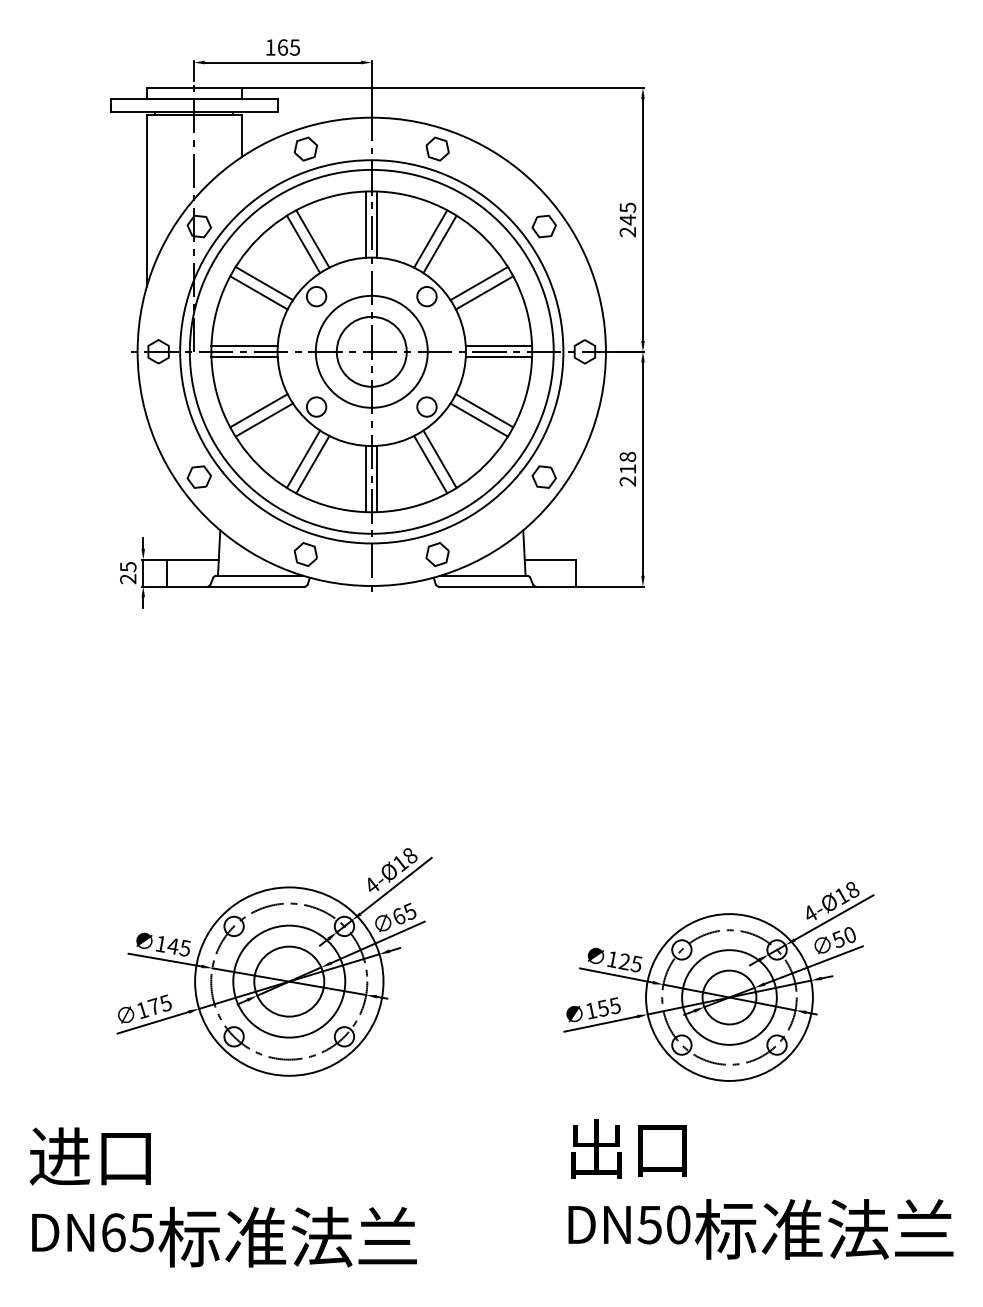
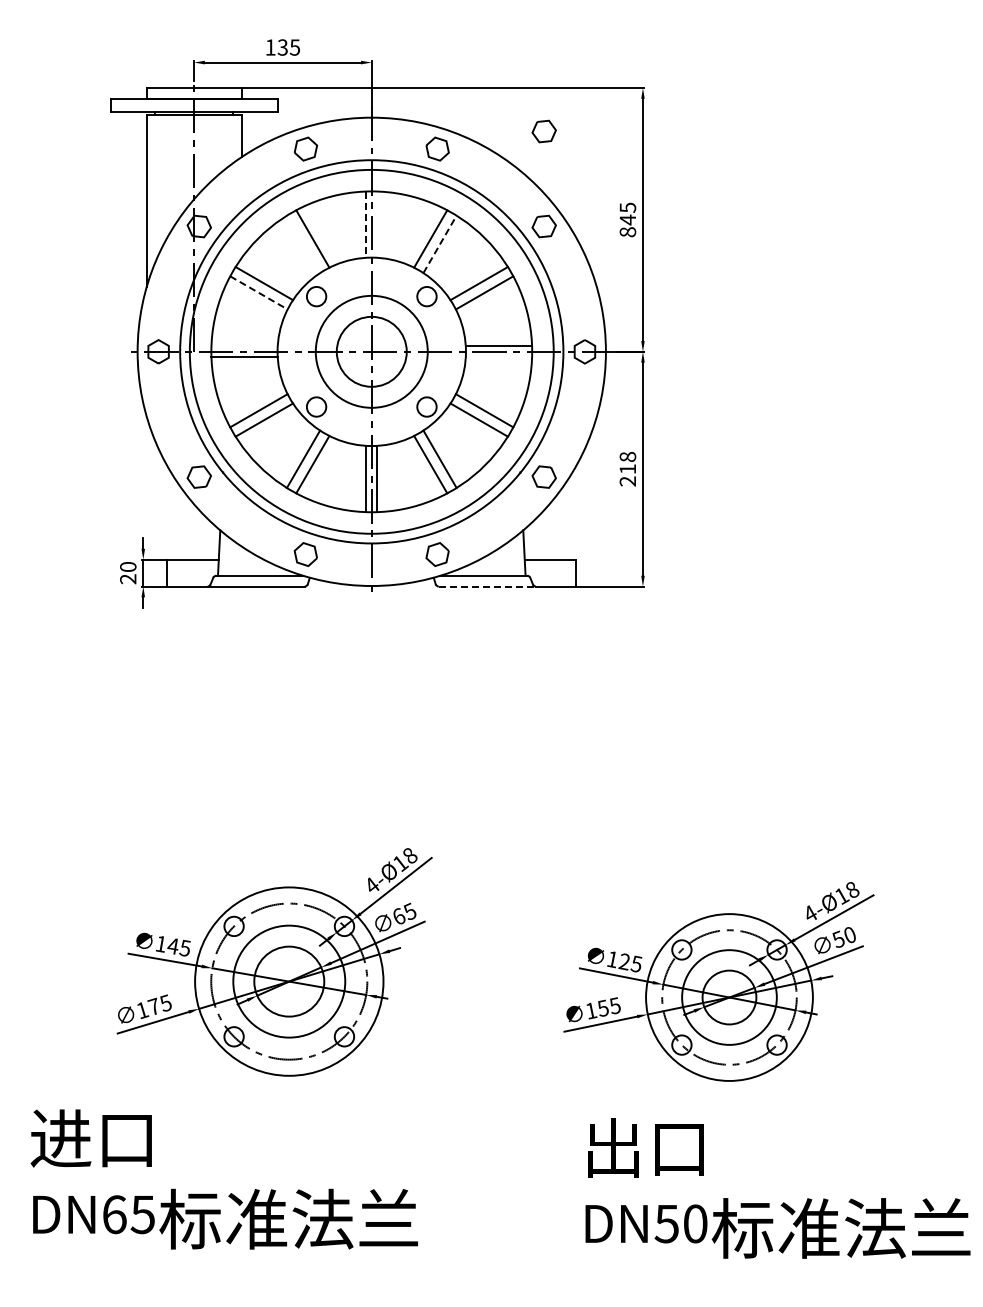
text: 165 -> 135 (282, 47)
part: none -> present (543, 131)
line: present -> none (377, 224)
line: solid -> dashed (366, 225)
text: 245 -> 845 (627, 232)
line: solid -> dashed (440, 243)
line: present -> none (303, 244)
line: solid -> dashed (259, 293)
line: present -> none (244, 346)
line: present -> none (498, 357)
text: 25 -> 20 (128, 567)
line: solid -> dashed (487, 586)
text position: (760, 1189) -> (777, 1188) (777, 1188)
text position: (222, 1197) -> (223, 1179) (223, 1179)
